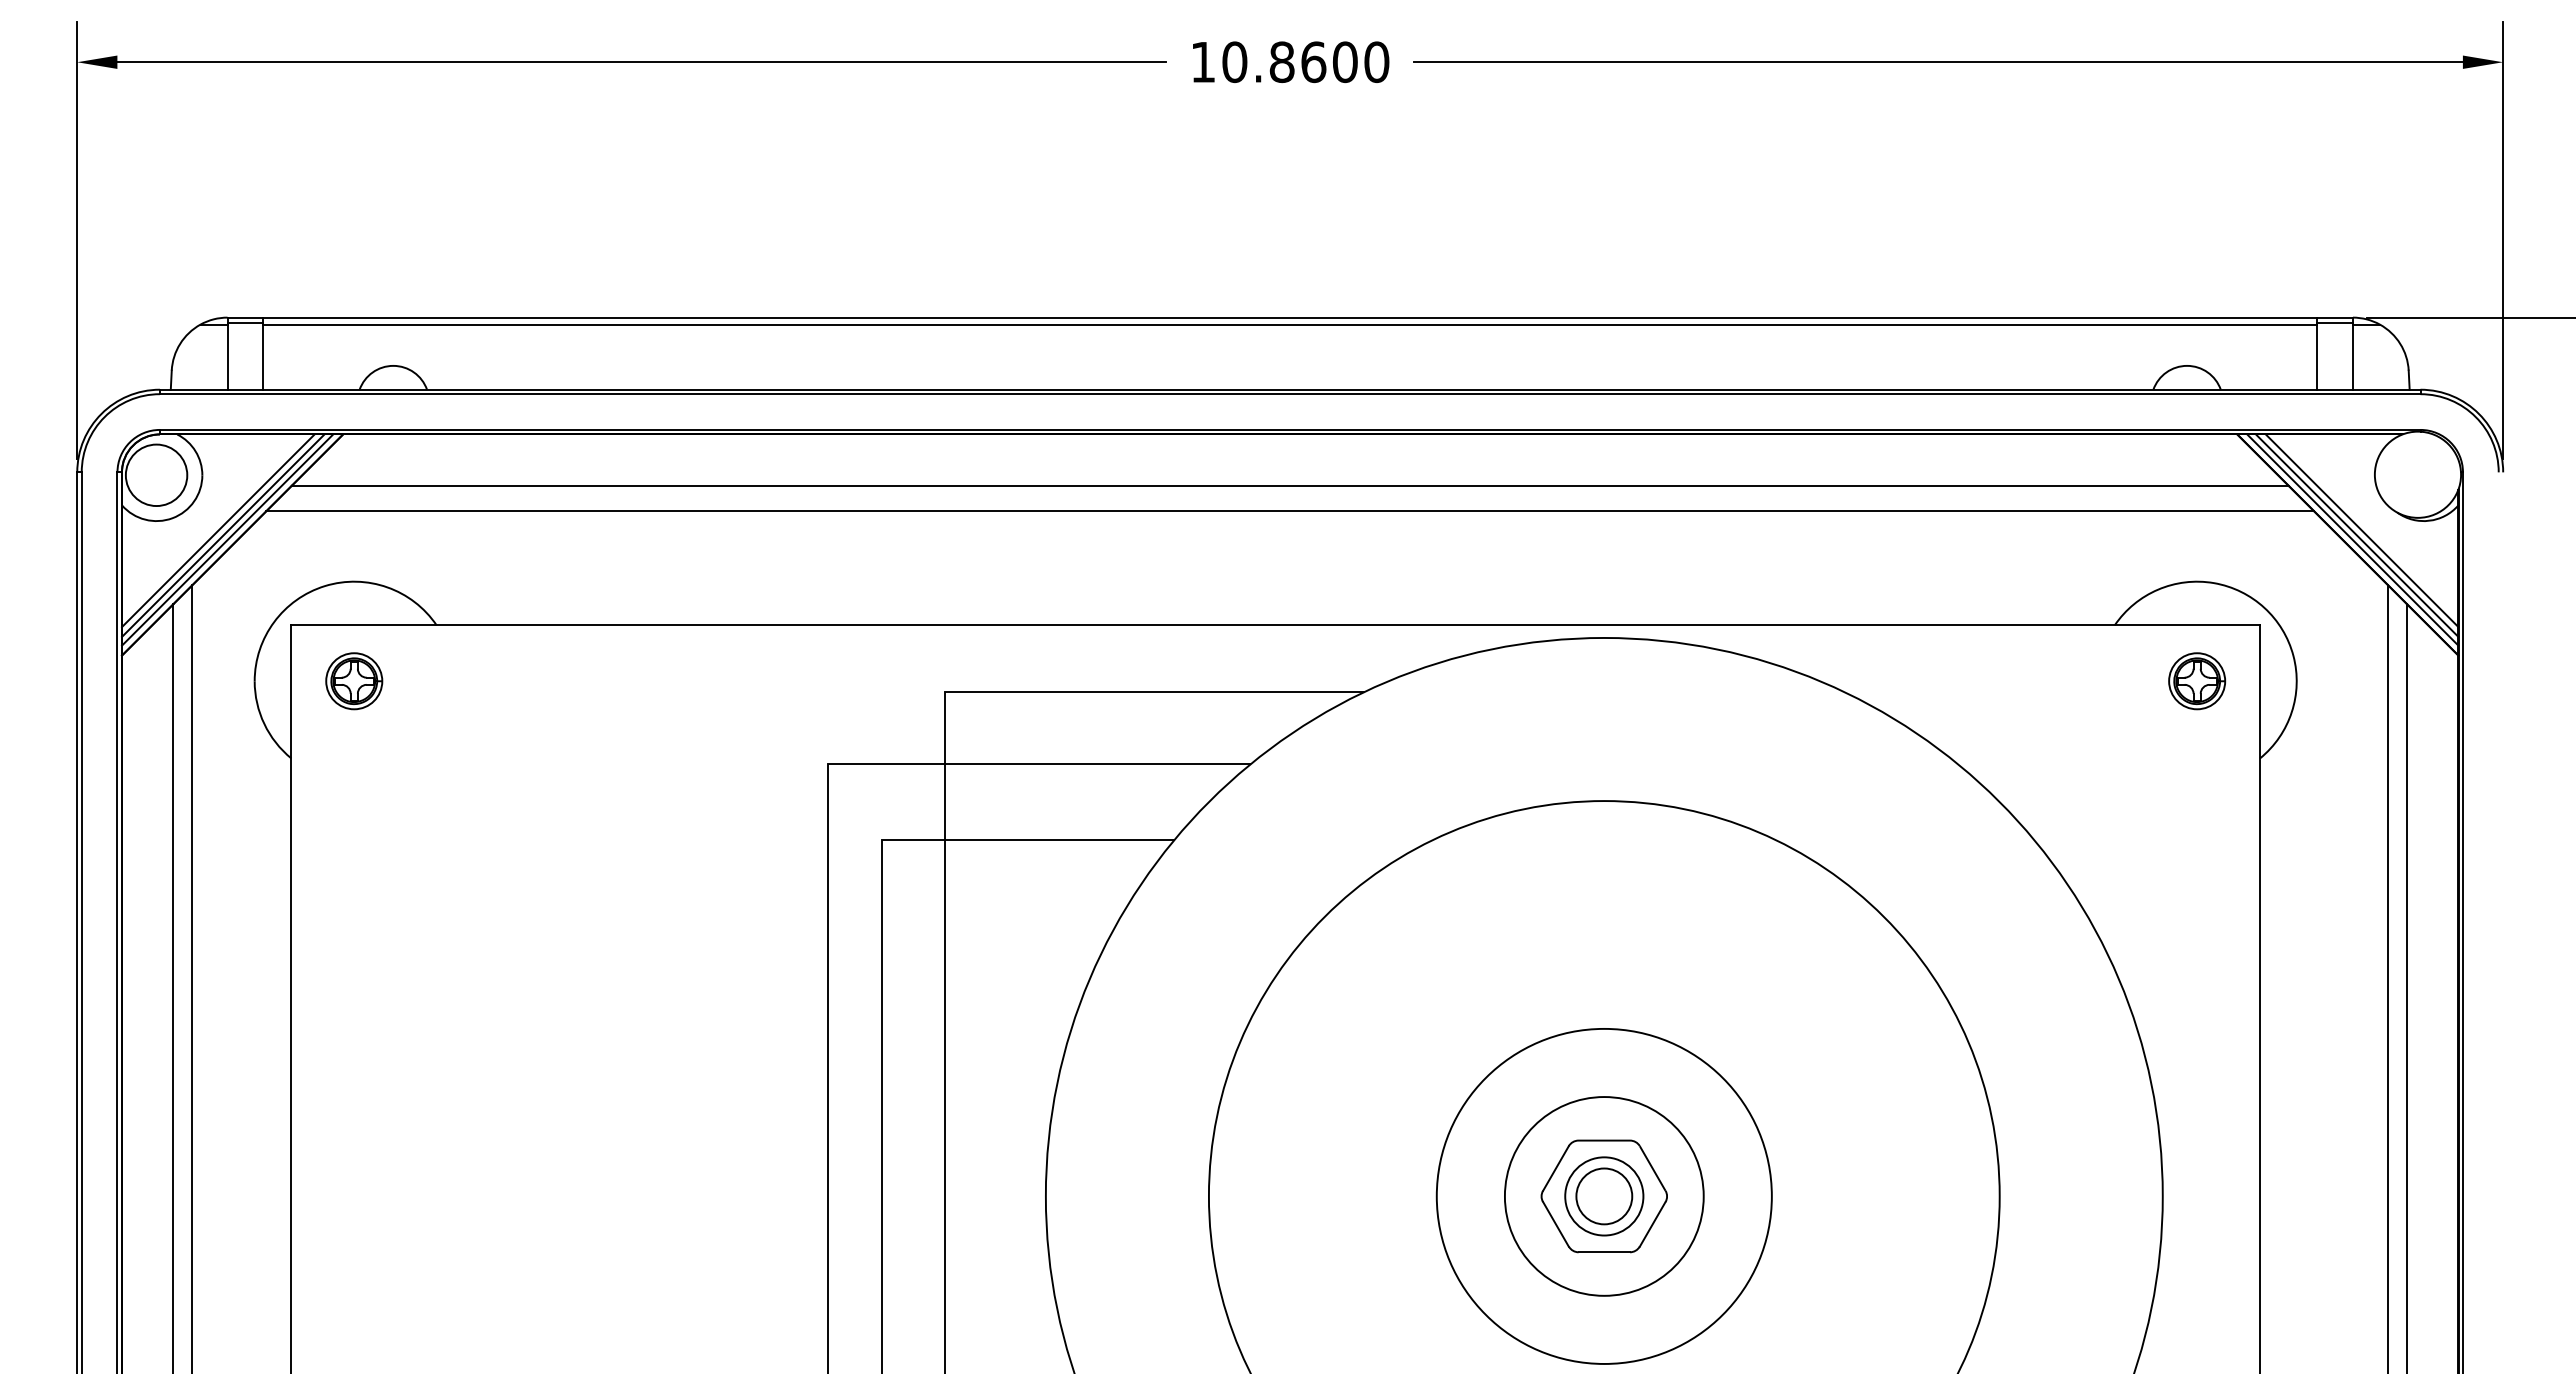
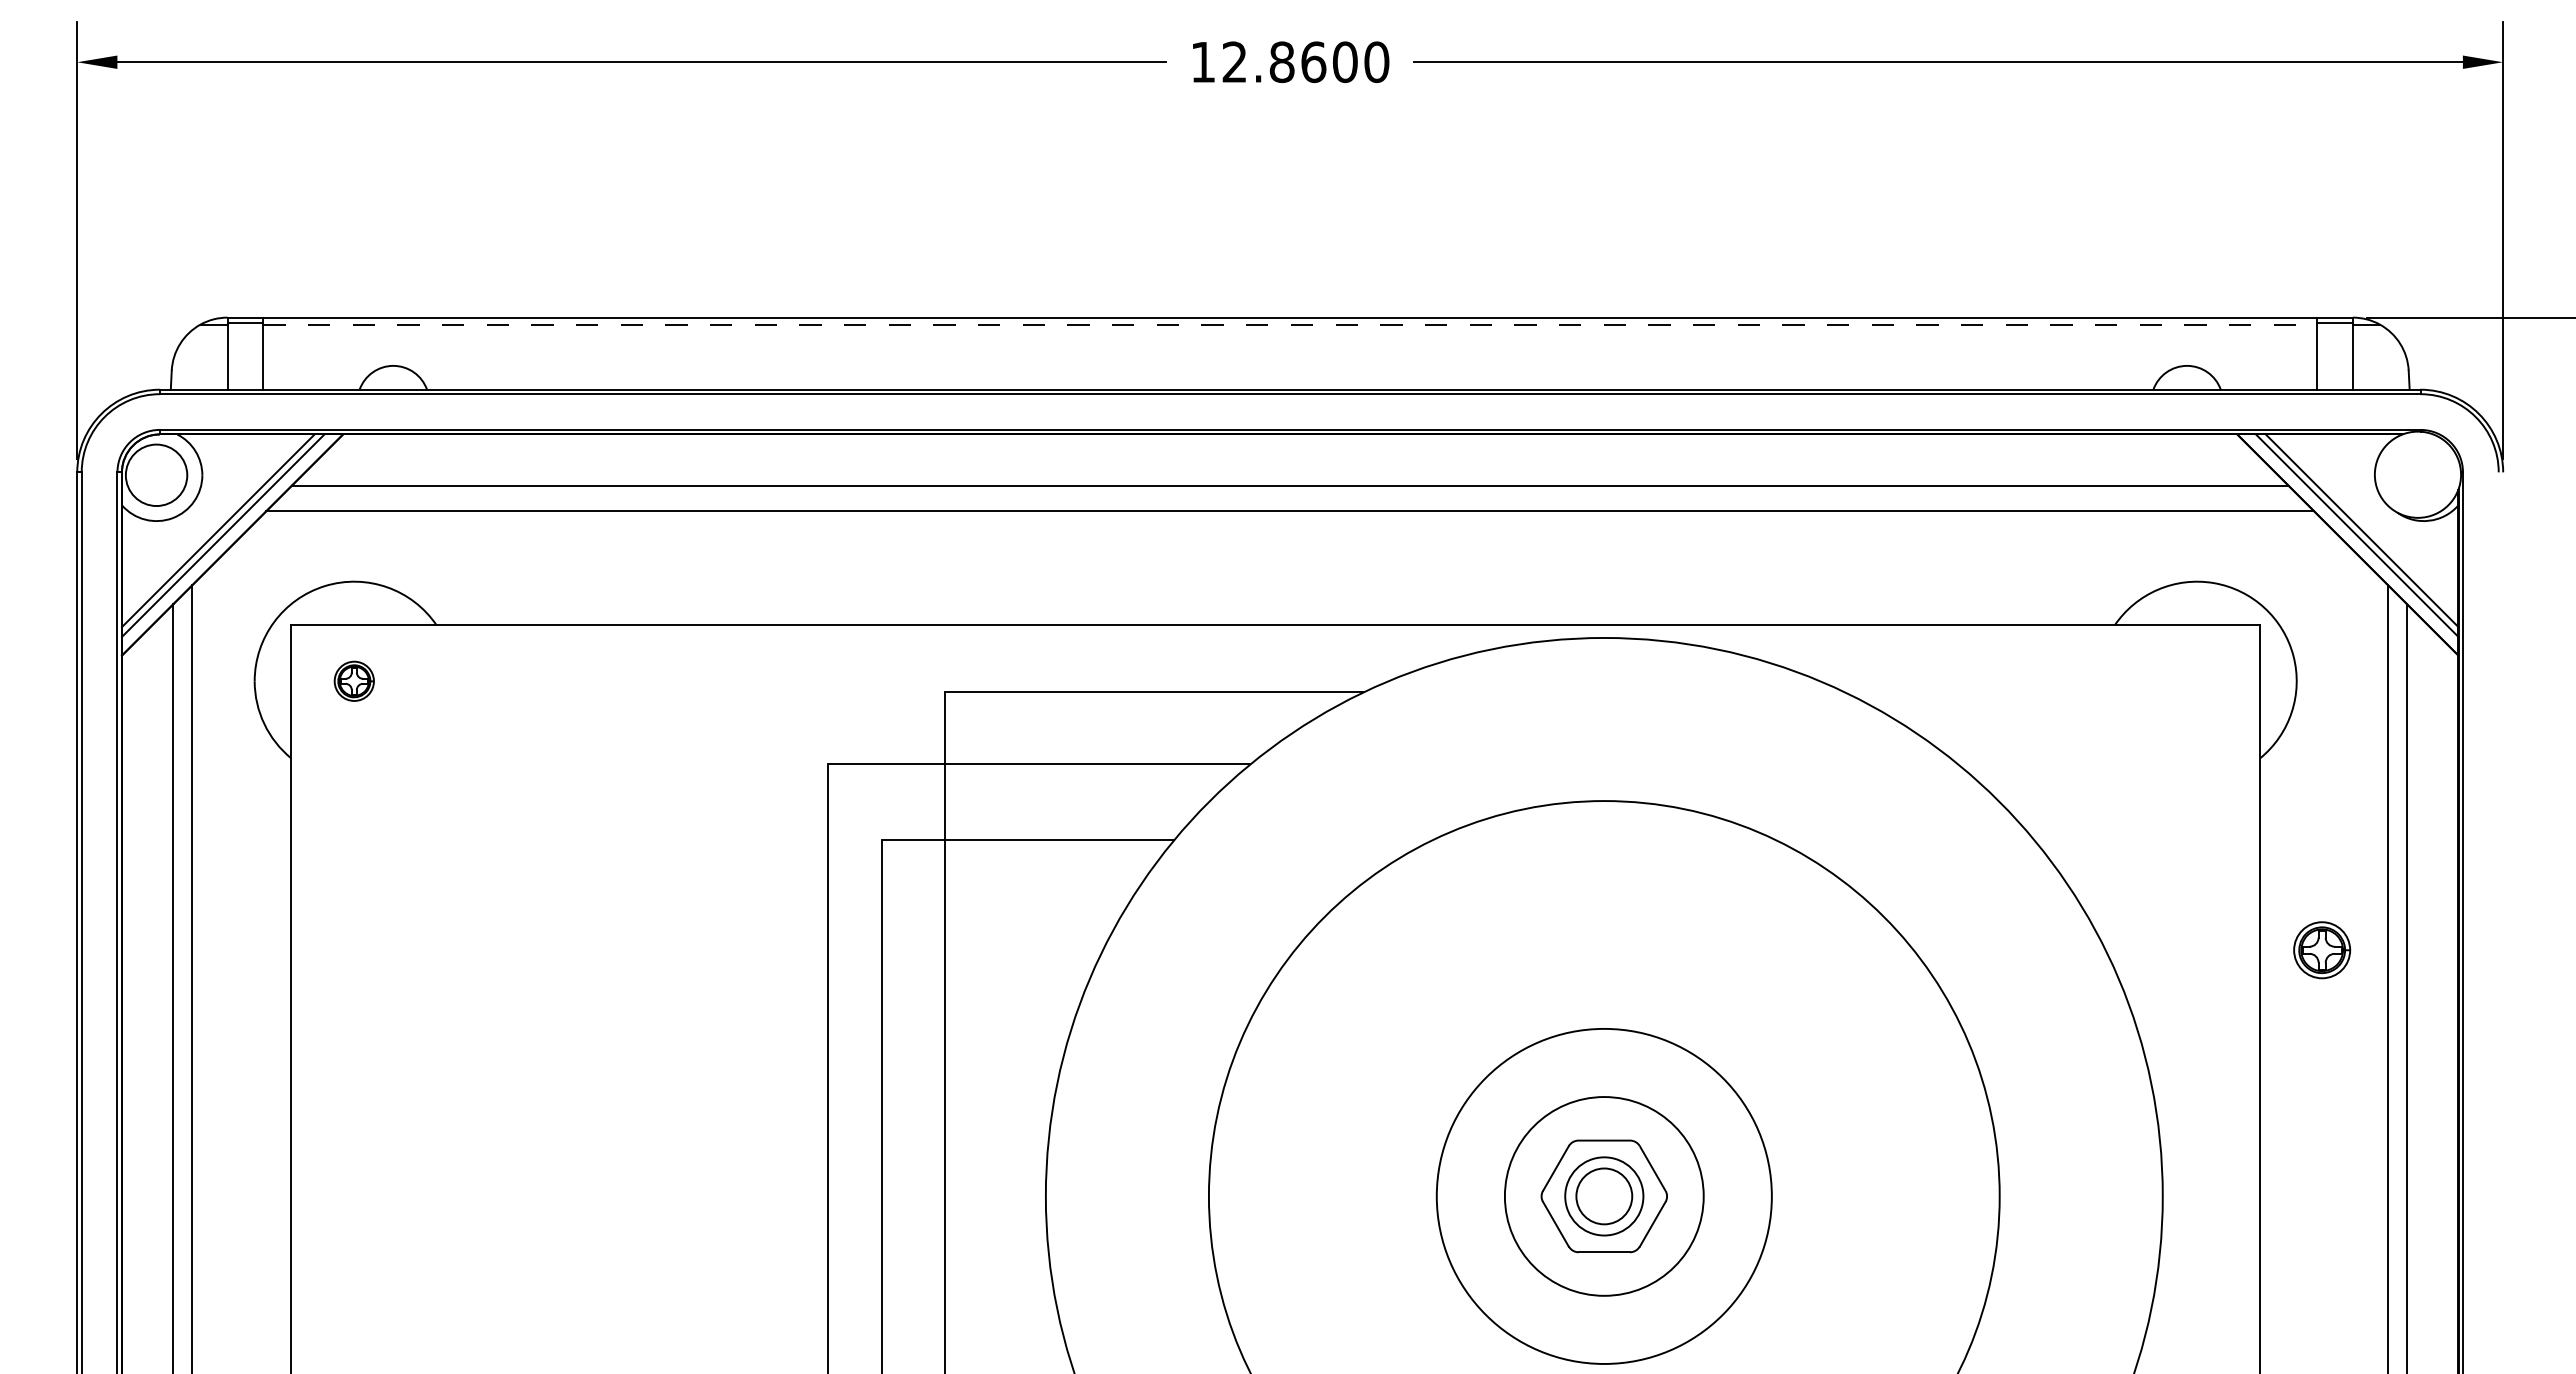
text: 10.8600 -> 12.8600 (1234, 62)
line: solid -> dashed (1290, 324)
line: present -> none (227, 539)
line: present -> none (2352, 539)
part size: 59x59 px -> 42x42 px (353, 680)
part position: (2197, 681) -> (2322, 950) (2322, 950)
